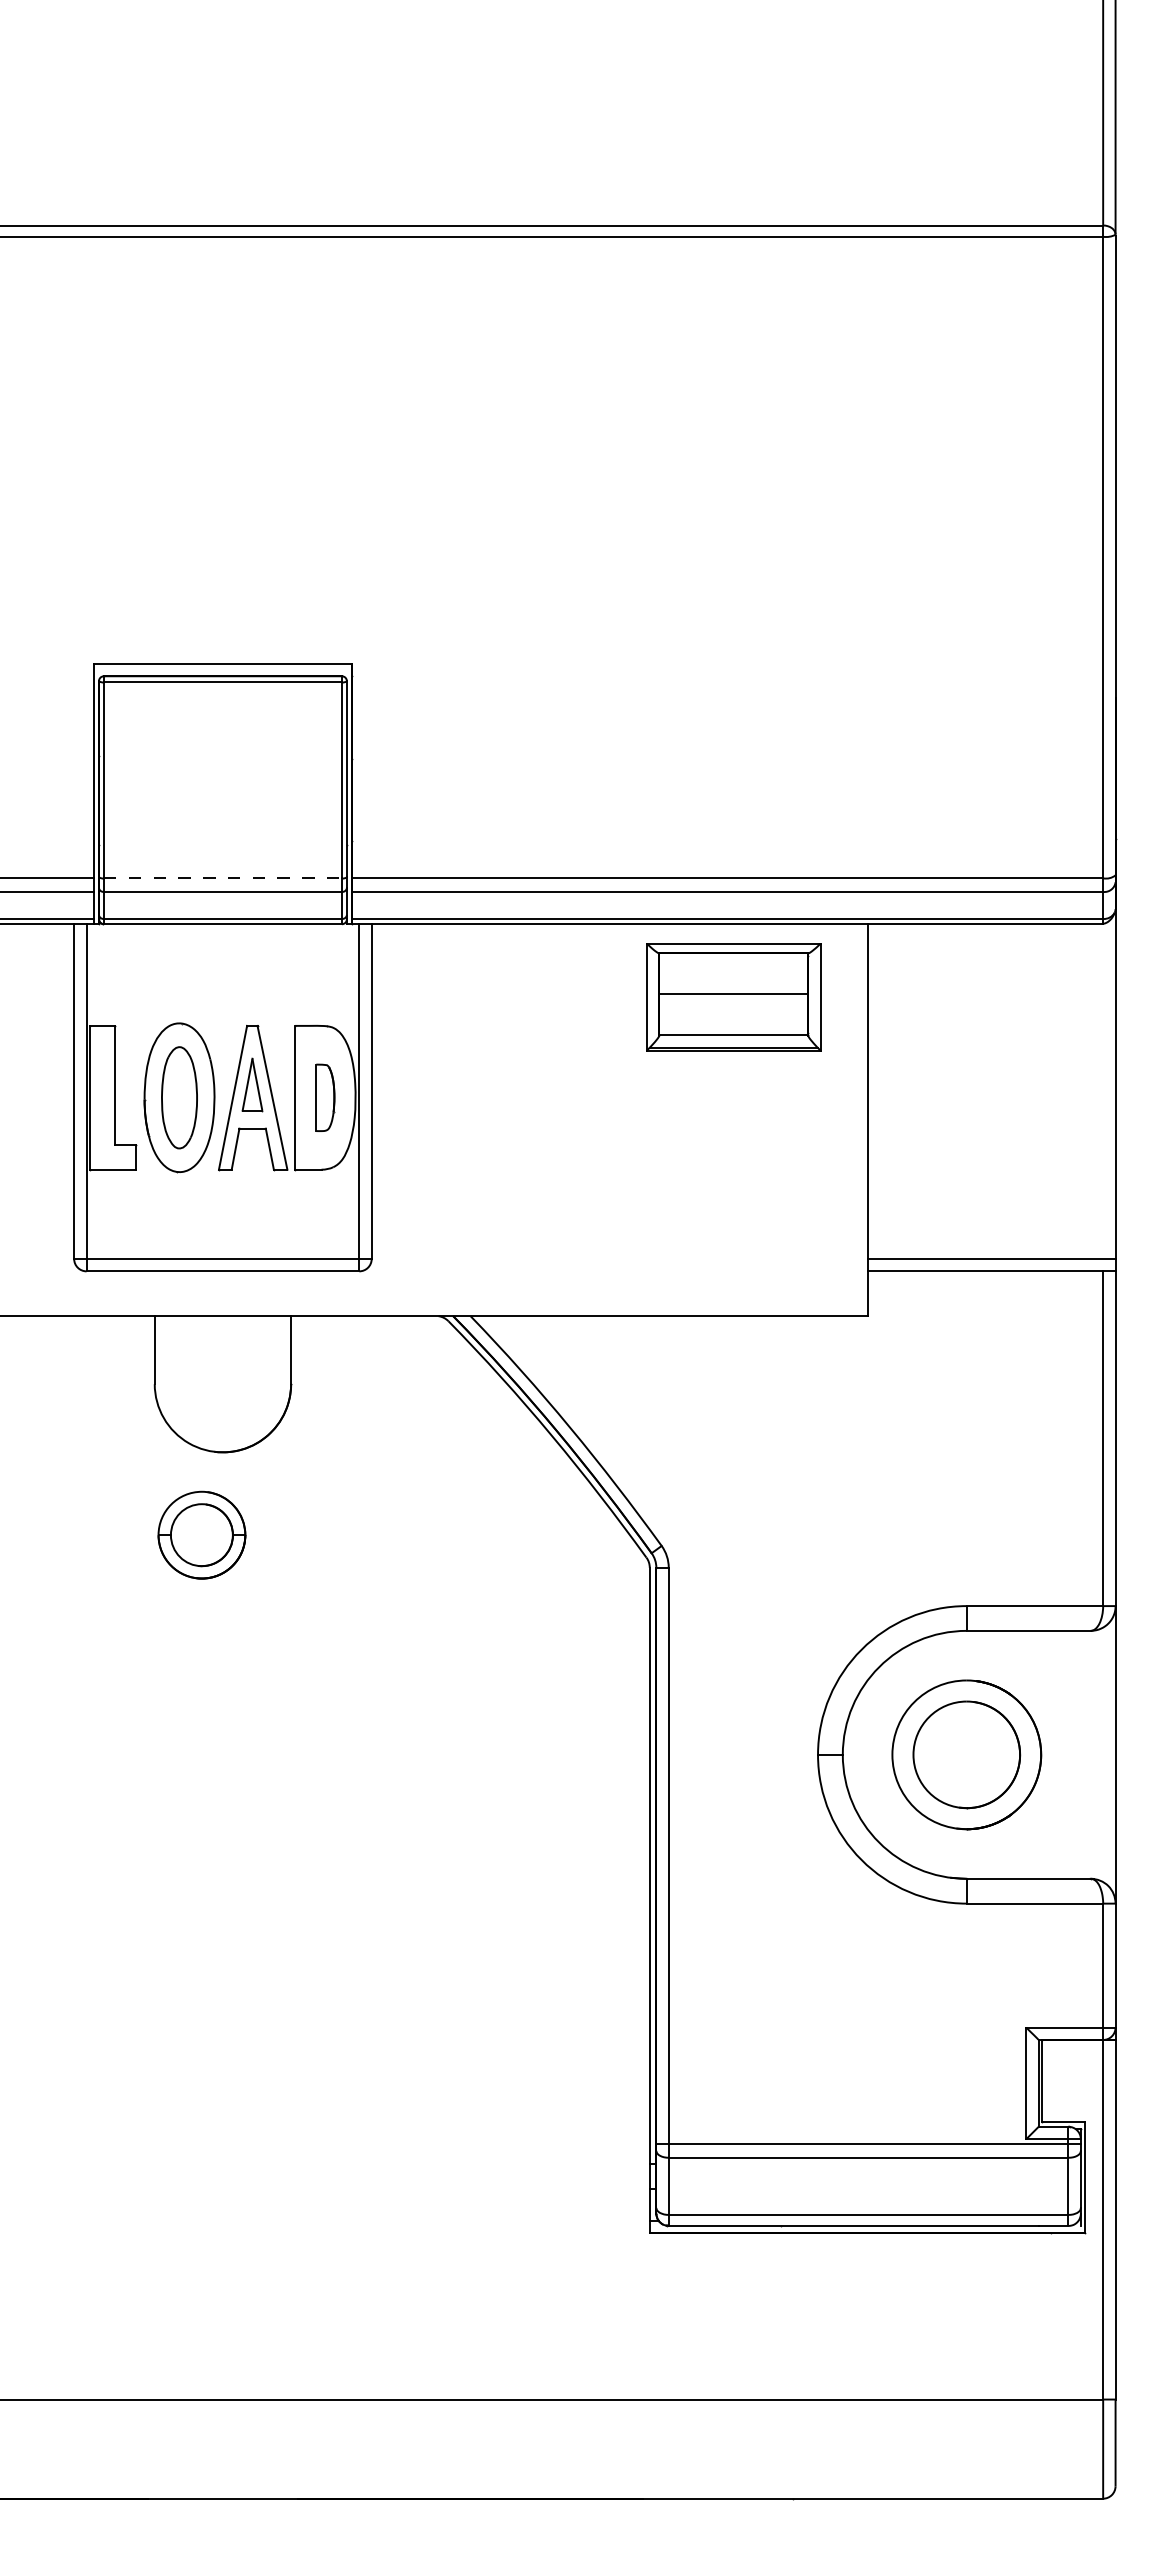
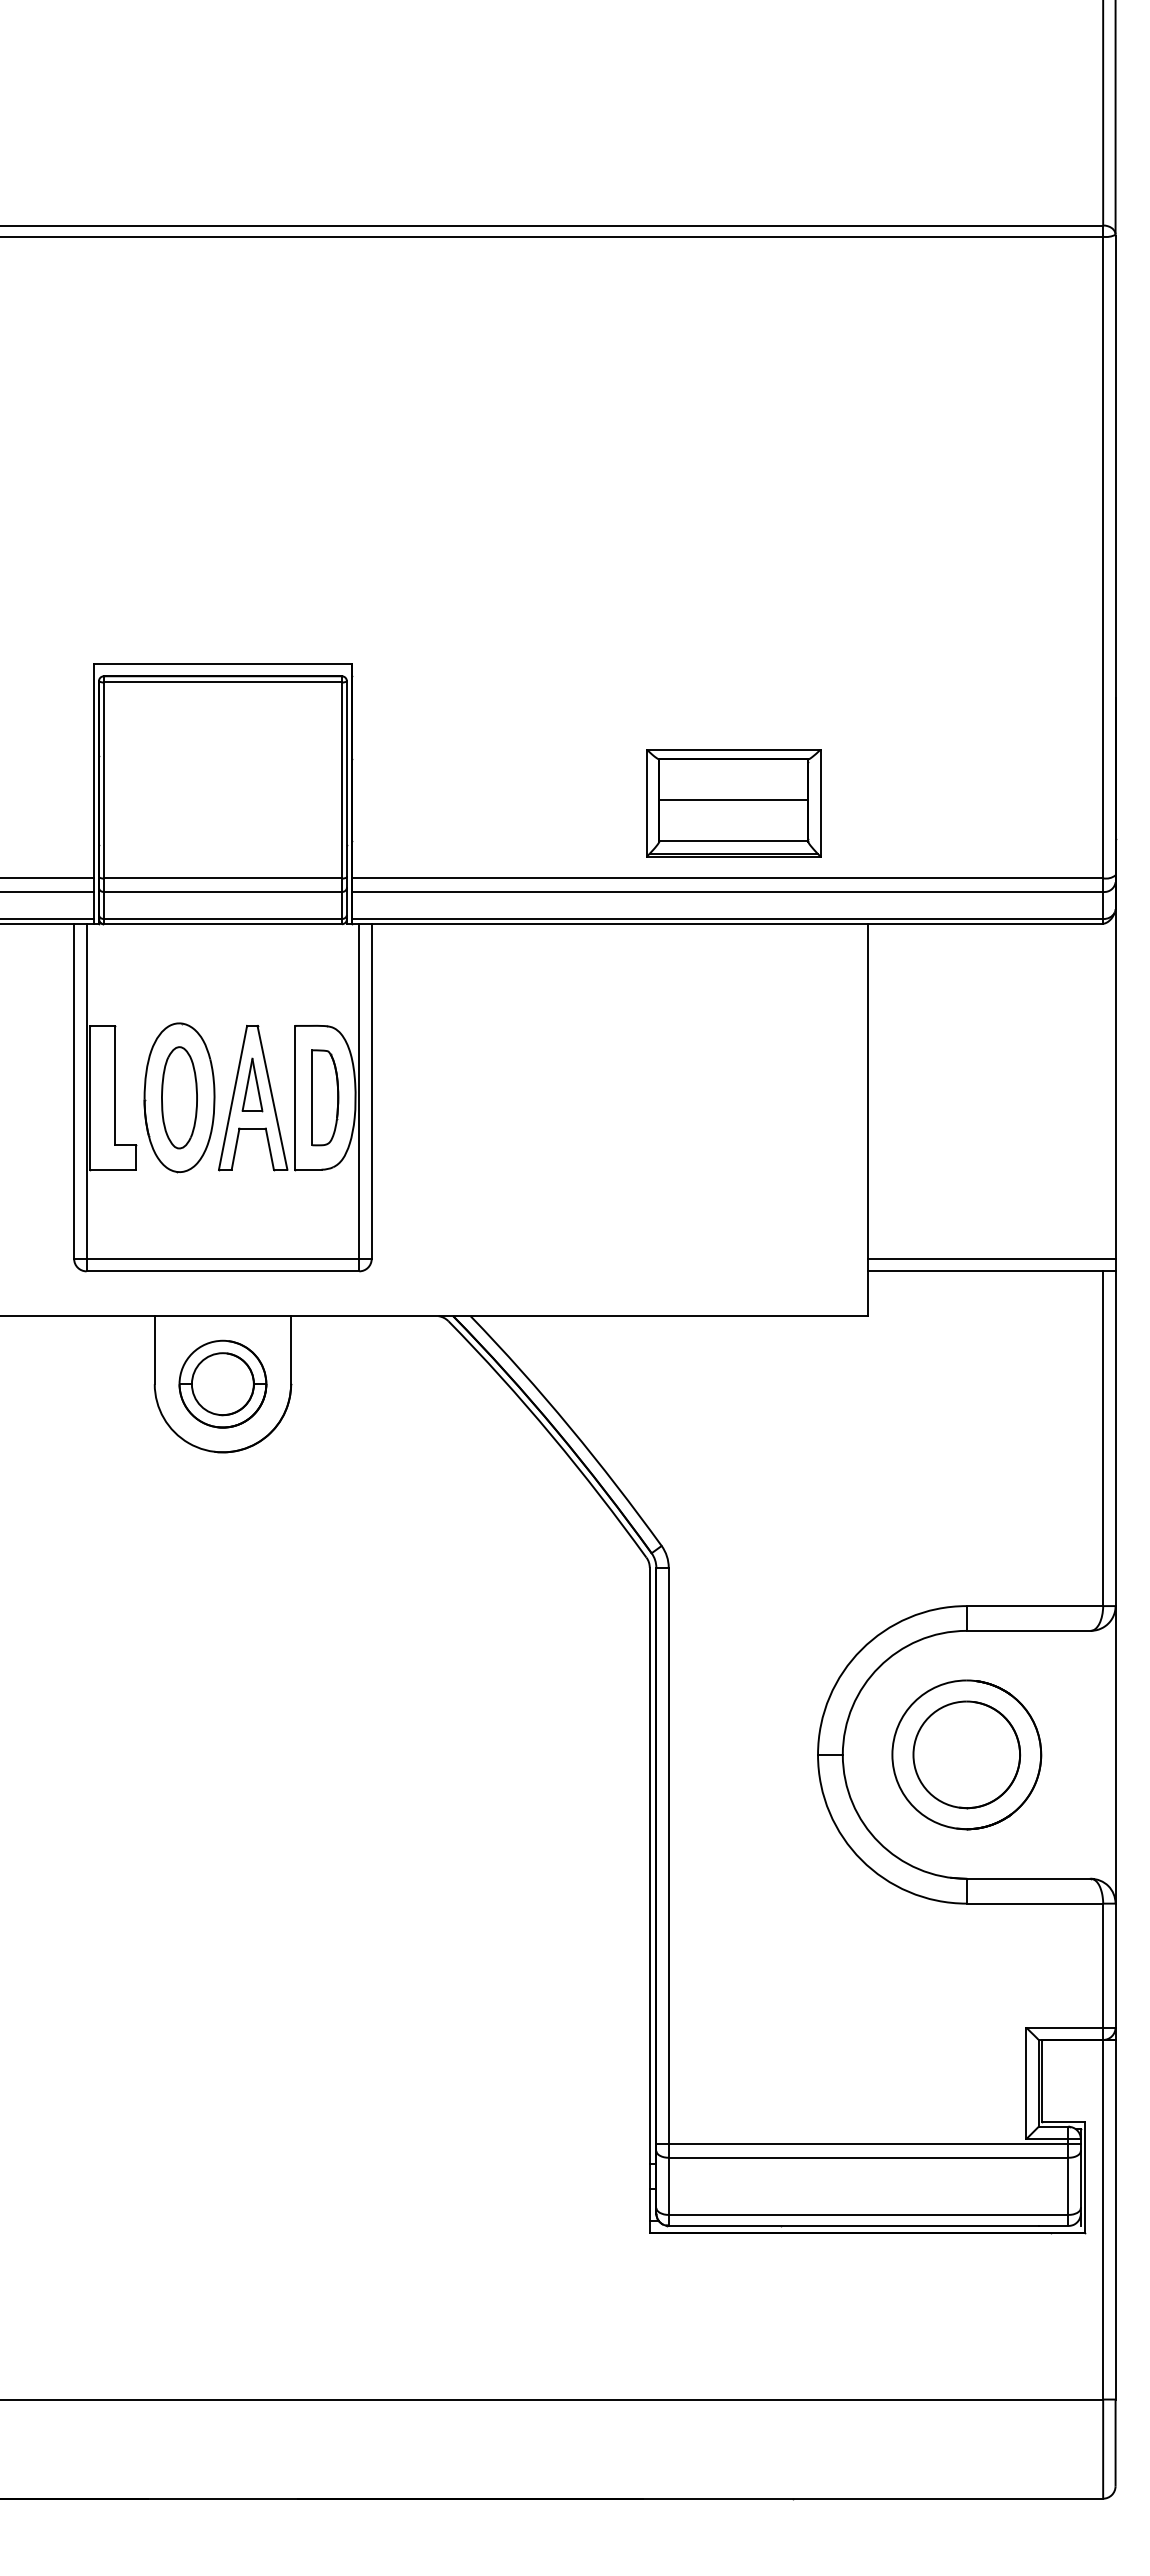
line: dashed -> solid (223, 878)
part position: (733, 997) -> (733, 803) (733, 803)
part size: 21x69 px -> 29x98 px (325, 1097)
part position: (201, 1534) -> (222, 1383) (222, 1383)
